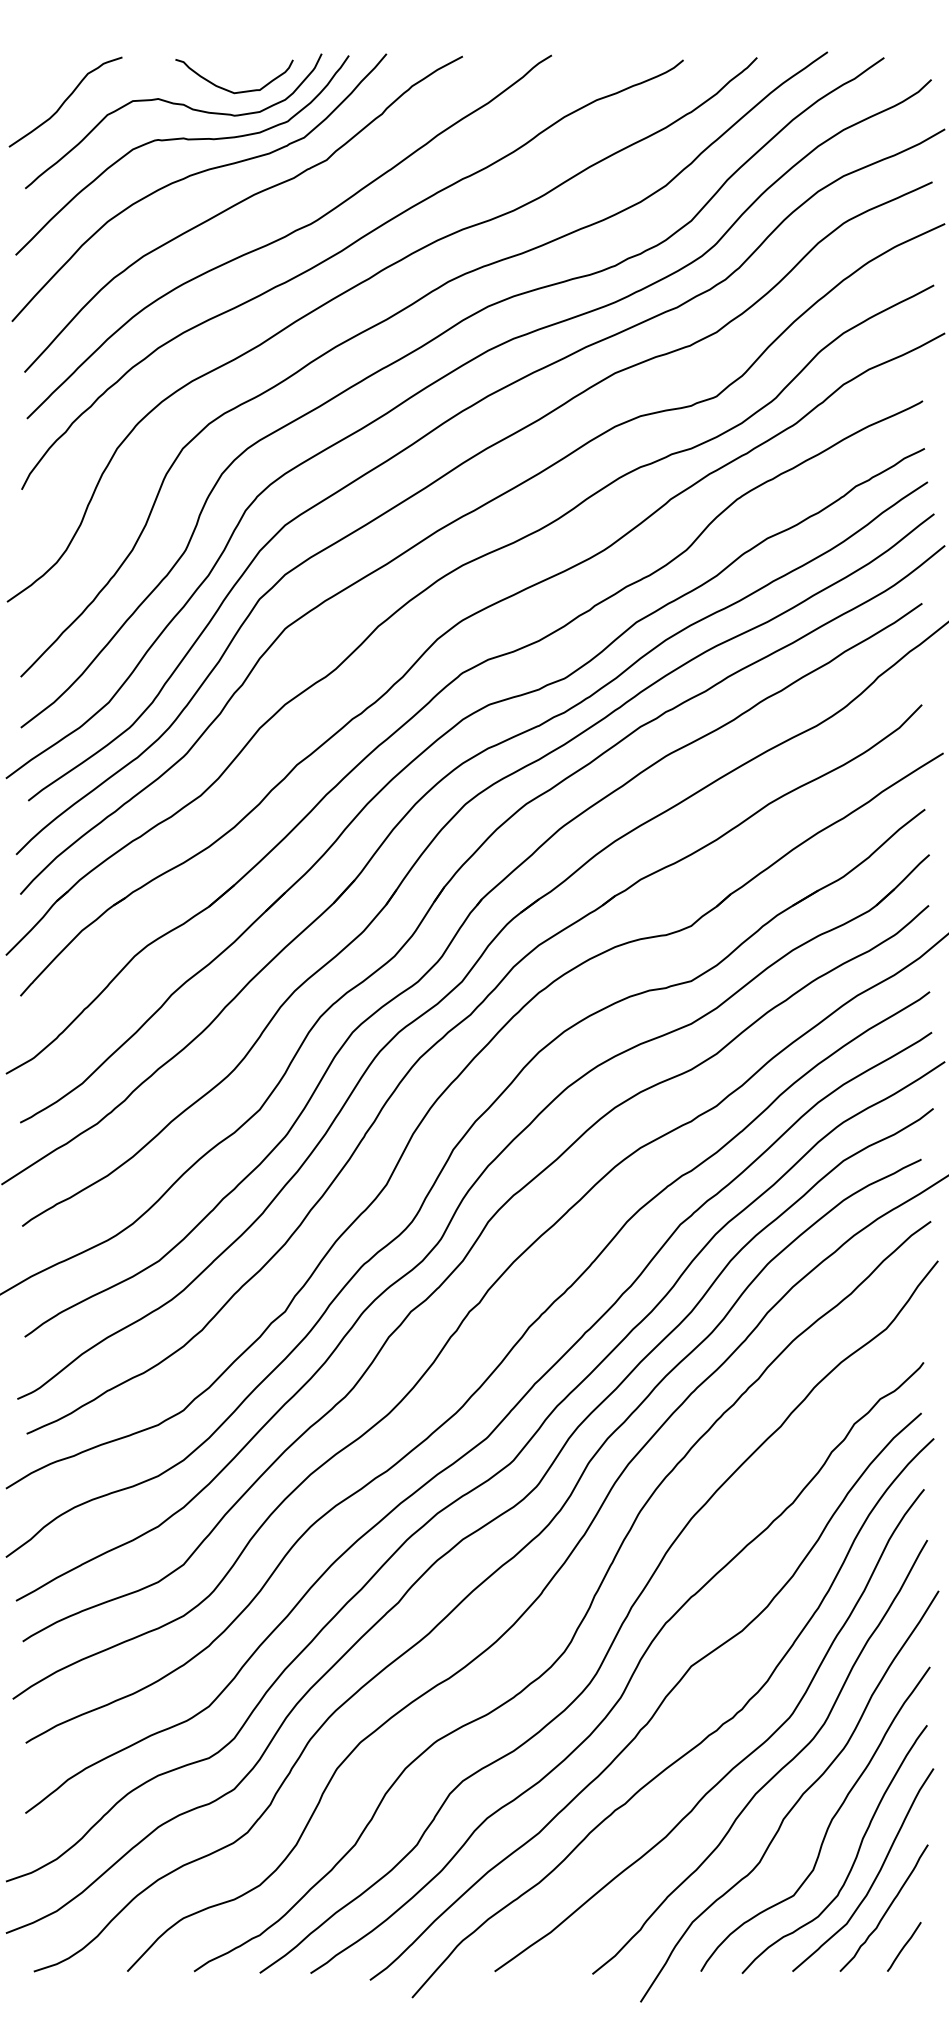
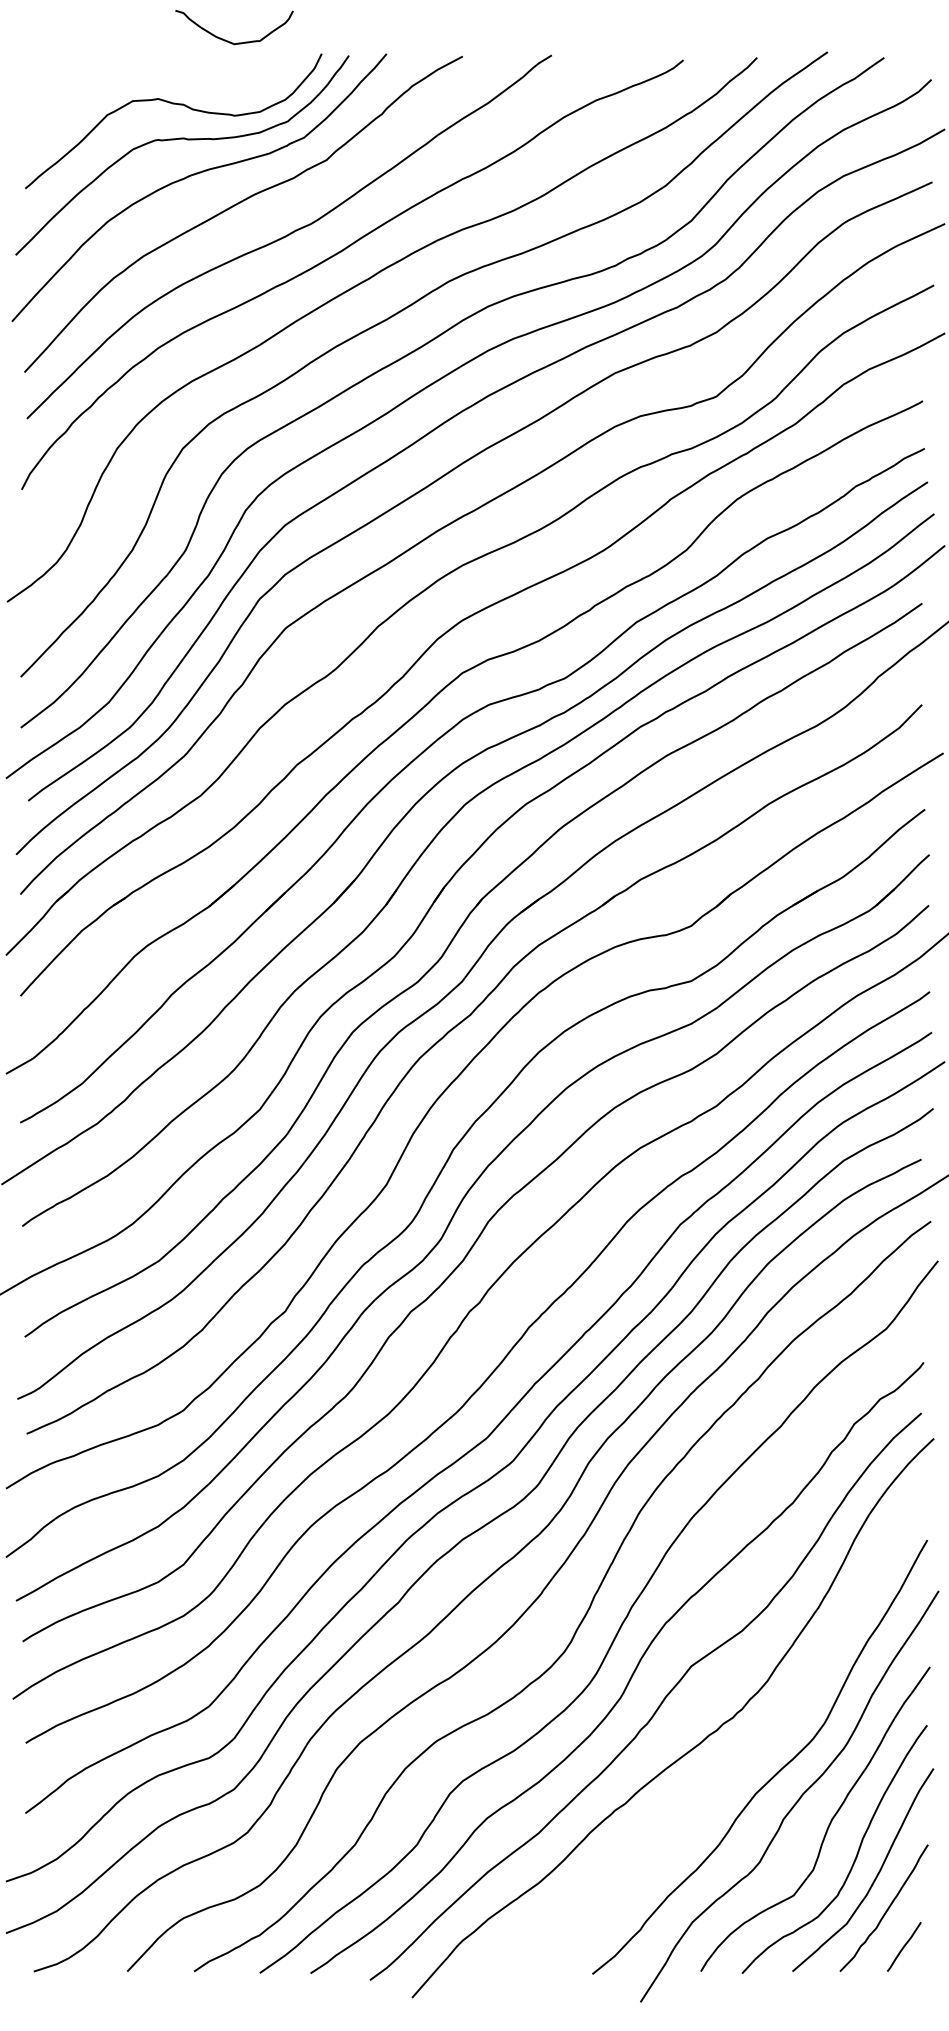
curve position: (228, 89) -> (228, 40) (228, 40)
curve: present -> none (65, 101)
curve: present -> none (738, 1762)
